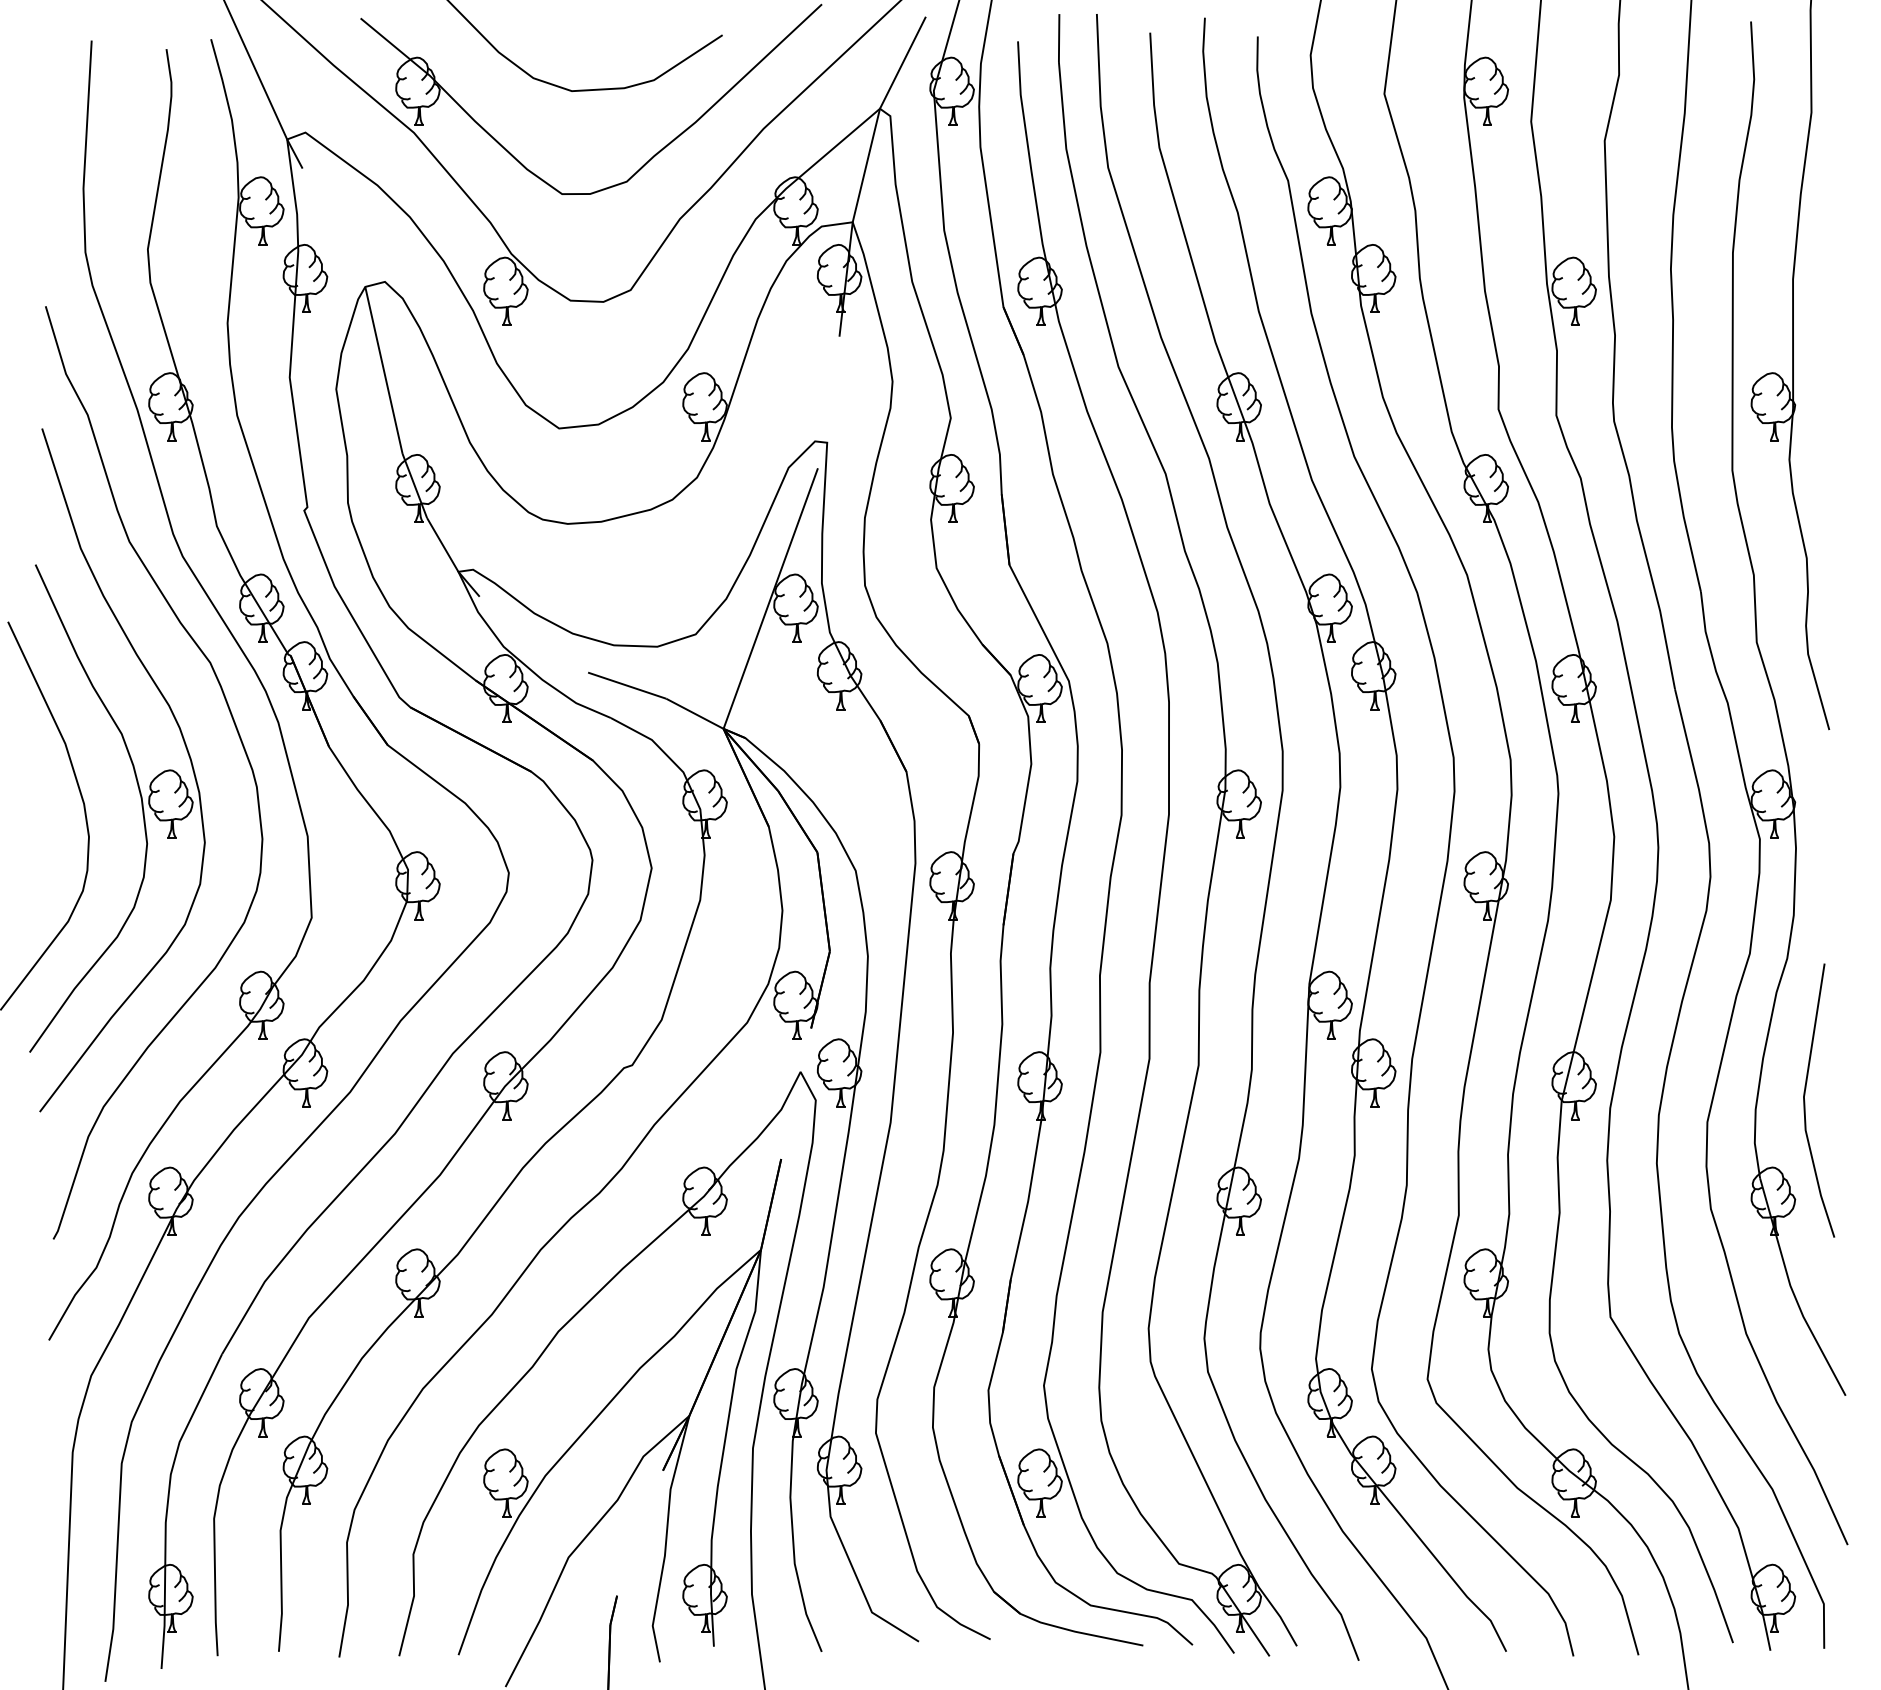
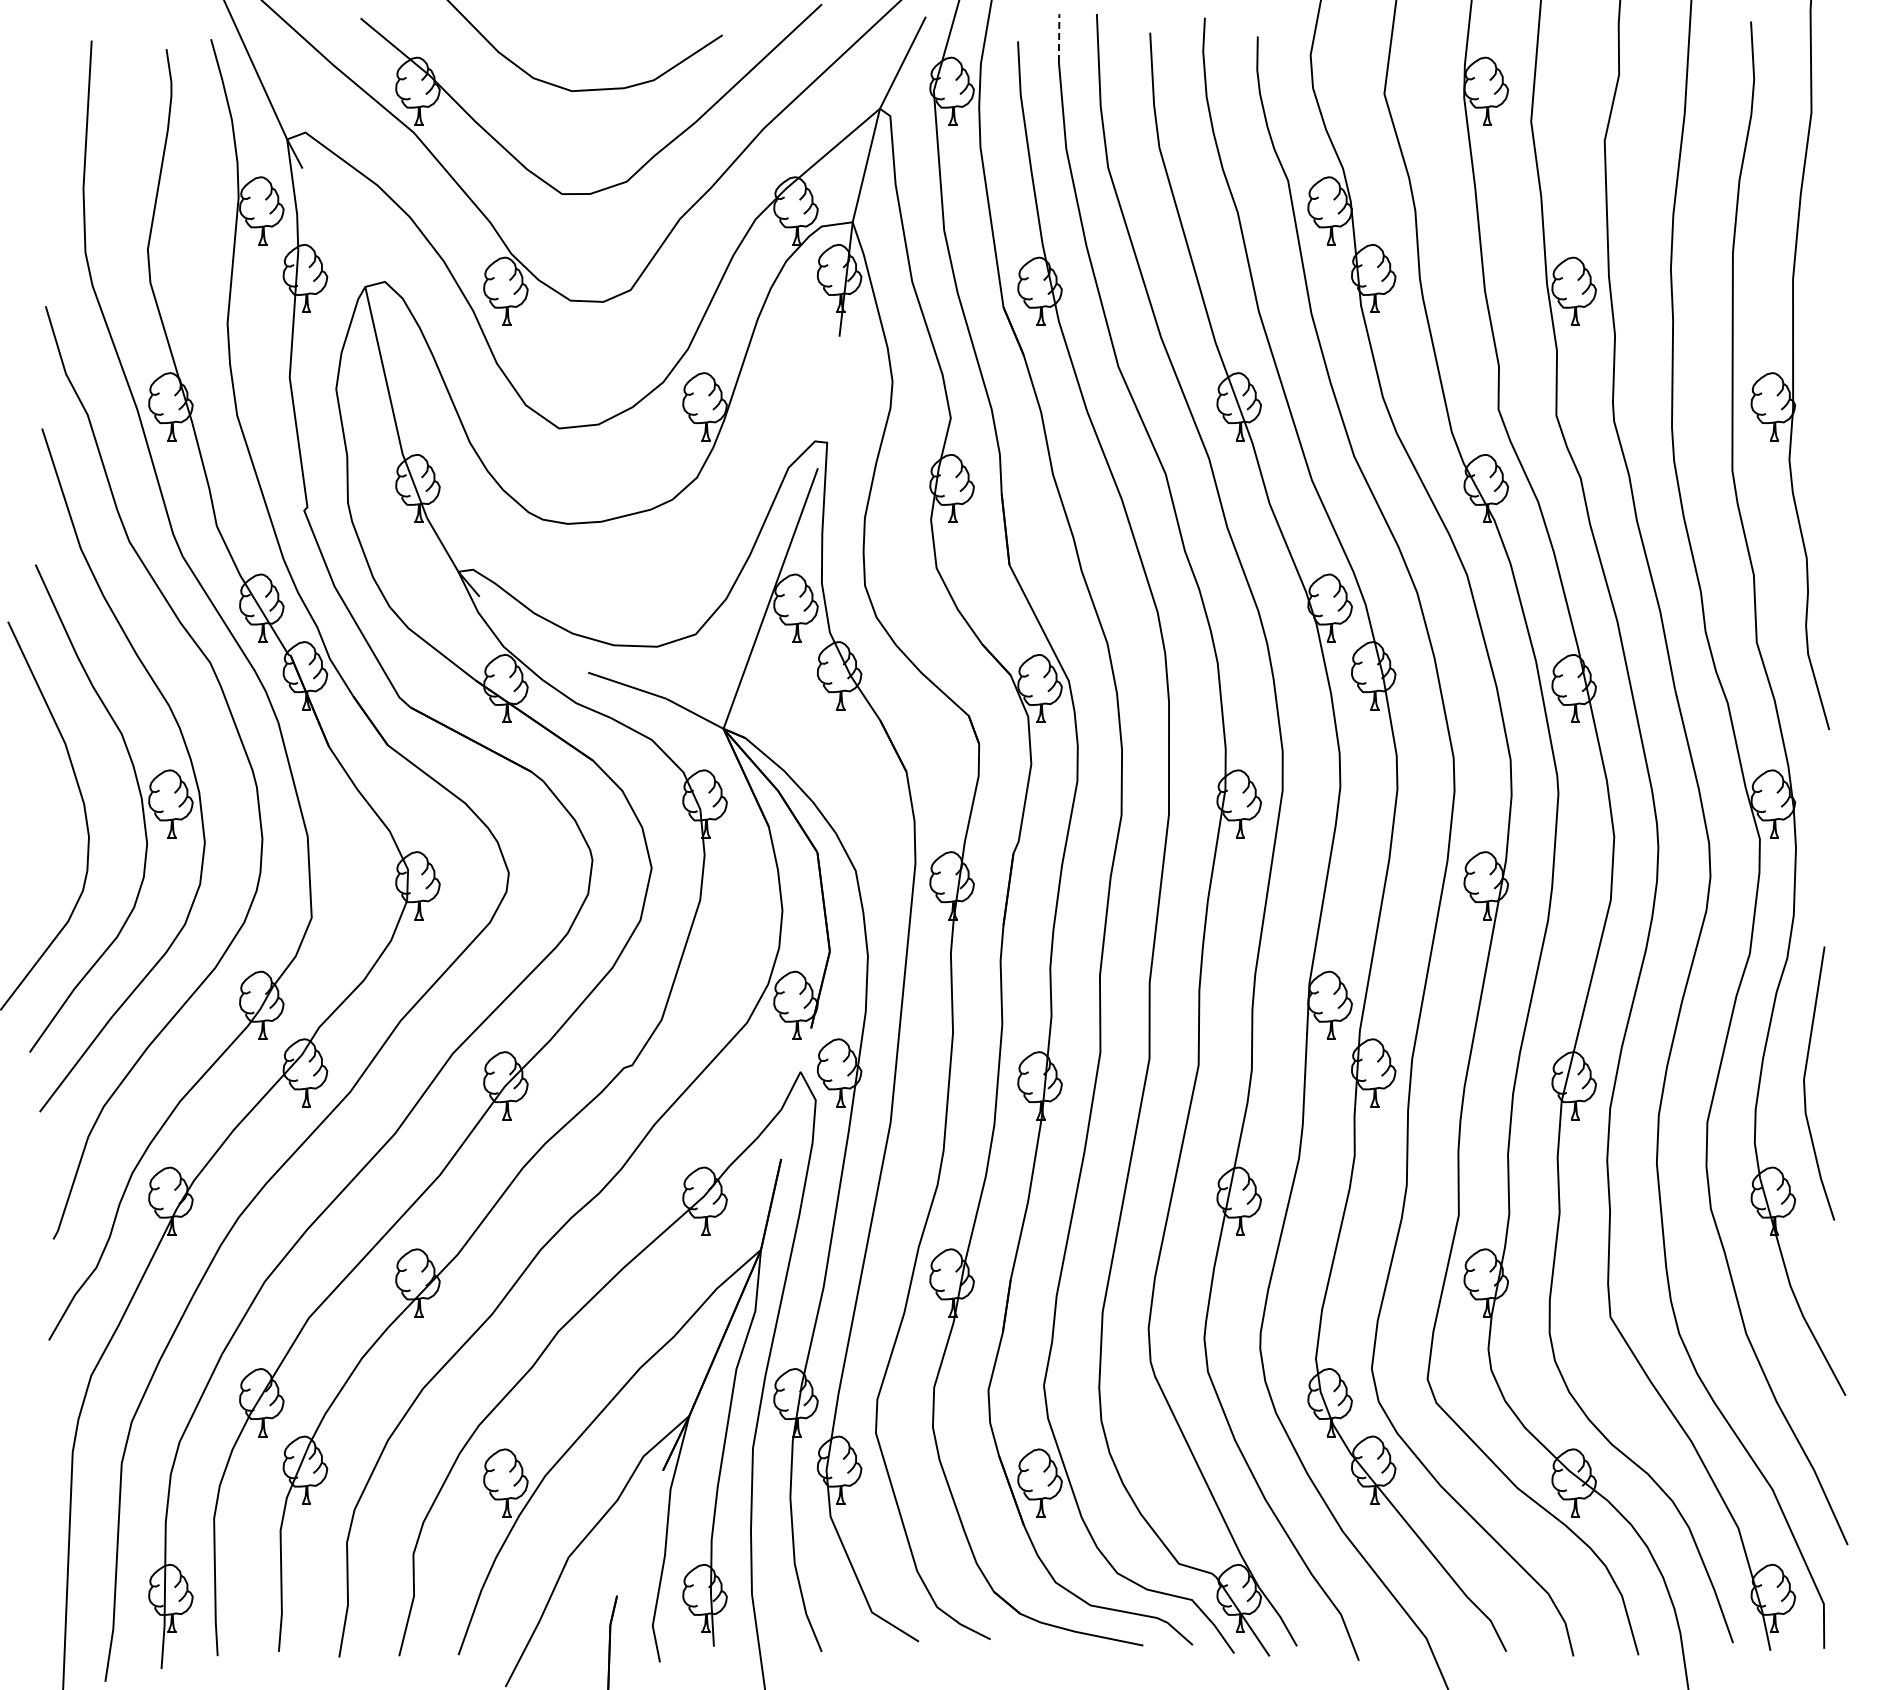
line: solid -> dashed (1059, 38)
line position: (1805, 1101) -> (1805, 1084) (1805, 1084)
